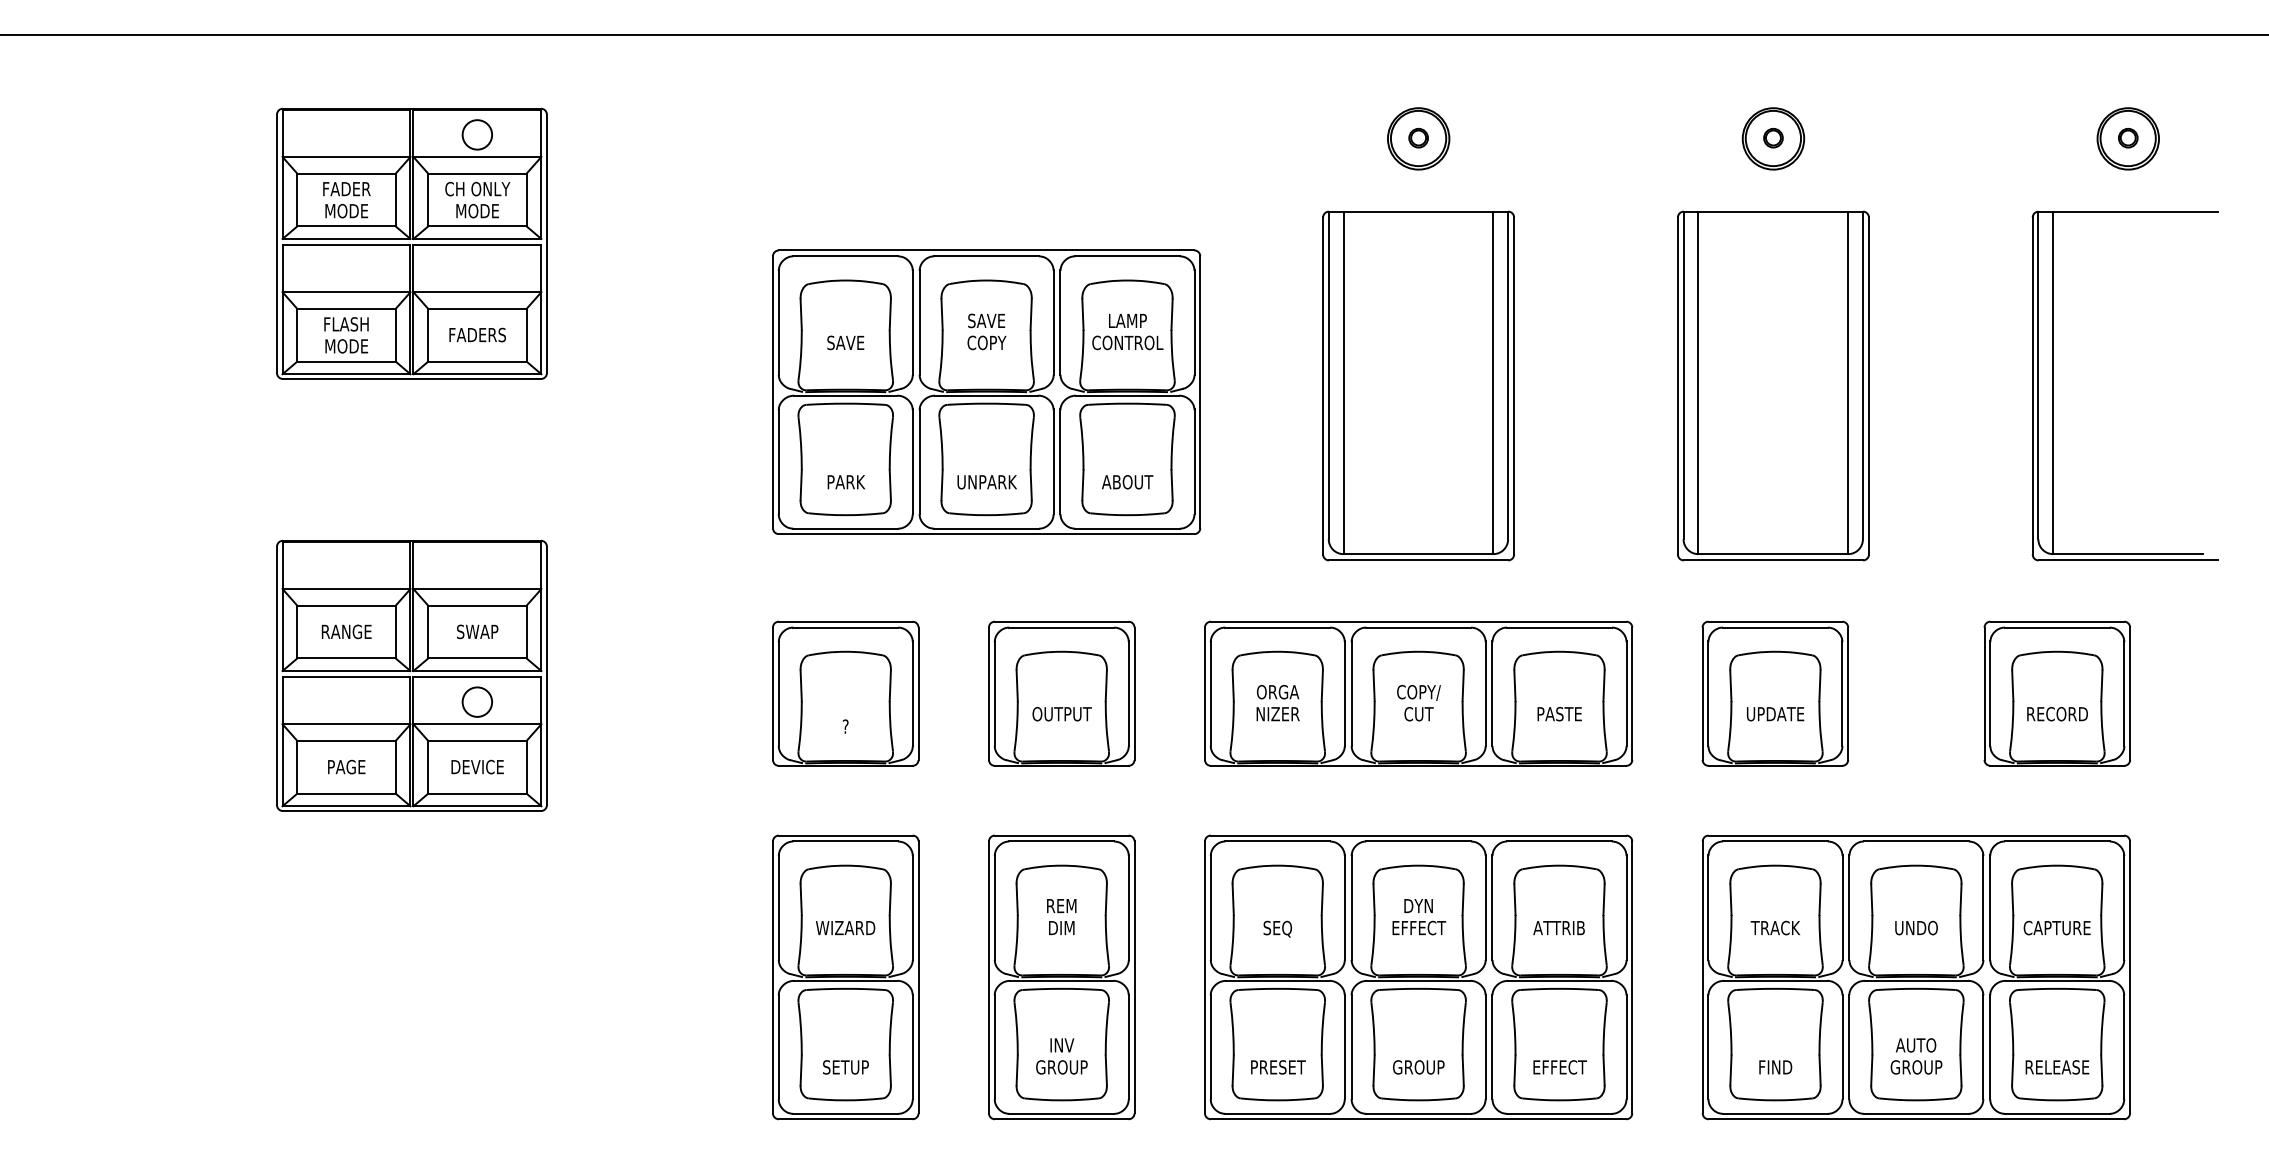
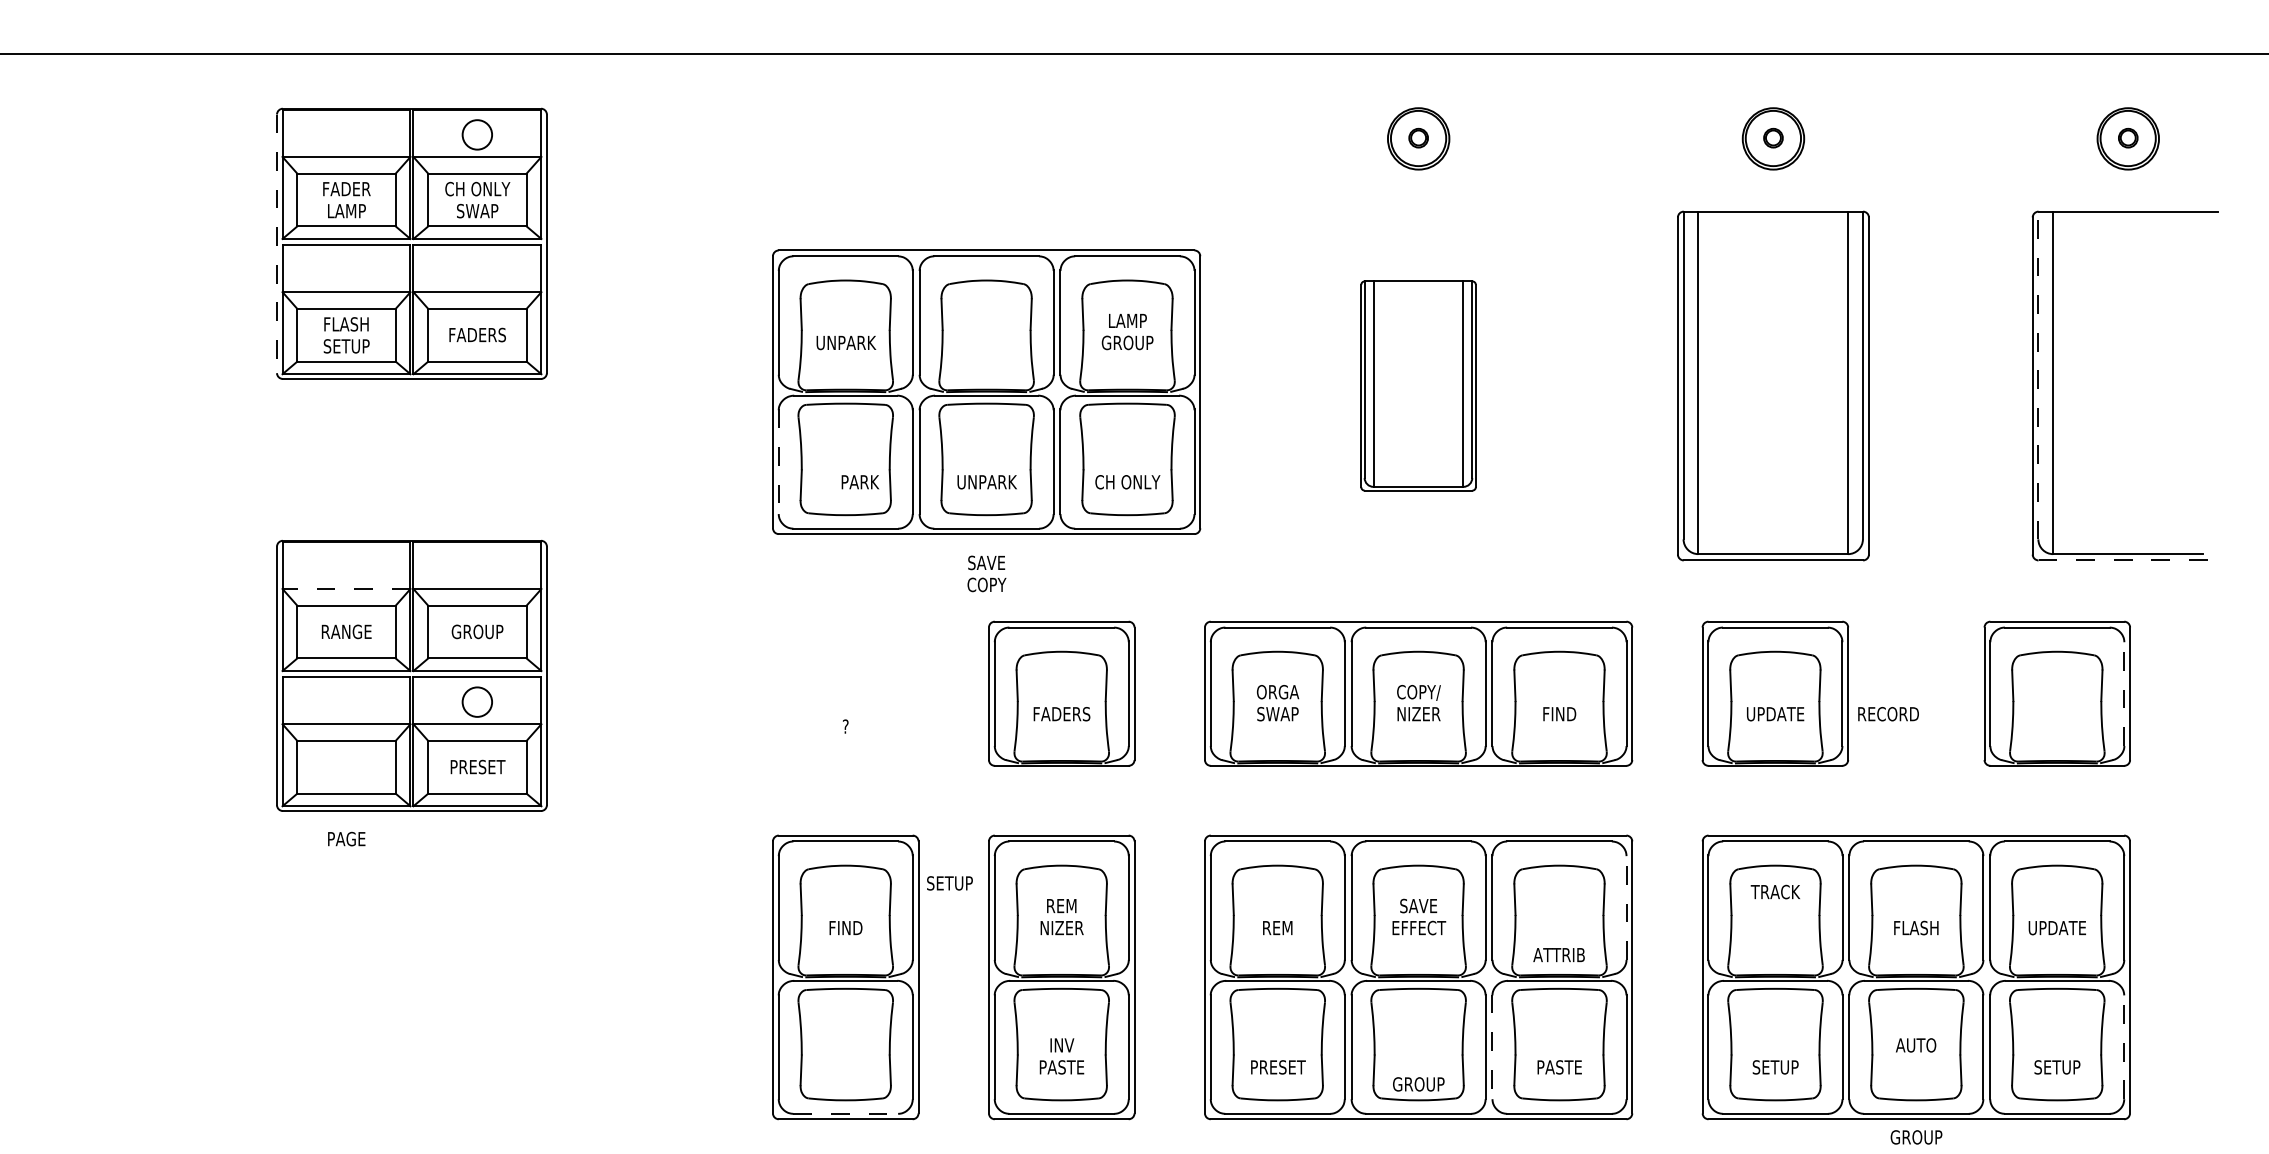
line position: (1133, 34) -> (1133, 53) (1133, 53)
text: MODE -> LAMP (346, 210)
text: MODE -> SWAP (477, 210)
line: solid -> dashed (277, 244)
text position: (986, 331) -> (986, 573) (986, 573)
text: SAVE -> UNPARK (846, 342)
text: CONTROL -> GROUP (1127, 342)
text: MODE -> SETUP (346, 346)
line: solid -> dashed (2038, 375)
part size: 193x352 px -> 117x212 px (1418, 385)
line: solid -> dashed (778, 462)
text position: (846, 482) -> (860, 482) (860, 482)
text: ABOUT -> CH ONLY (1127, 482)
line: solid -> dashed (2128, 560)
line: solid -> dashed (346, 589)
text: SWAP -> GROUP (477, 631)
part: present -> none (845, 693)
line: solid -> dashed (2124, 693)
text: OUTPUT -> FADERS (1061, 714)
text: NIZER -> SWAP (1277, 714)
text: CUT -> NIZER (1418, 714)
text: PASTE -> FIND (1559, 714)
text position: (2057, 714) -> (1888, 714) (1888, 714)
text position: (346, 766) -> (346, 838) (346, 838)
text: DEVICE -> PRESET (477, 766)
text: DYN -> SAVE (1418, 905)
line: solid -> dashed (1626, 907)
text position: (1774, 927) -> (1774, 891) (1774, 891)
text: UNDO -> FLASH (1916, 927)
text: CAPTURE -> UPDATE (2056, 927)
text: WIZARD -> FIND (845, 928)
text: DIM -> NIZER (1061, 928)
text: SEQ -> REM (1277, 928)
text position: (1558, 928) -> (1558, 955) (1558, 955)
line: solid -> dashed (2124, 1046)
line: solid -> dashed (1492, 1047)
text position: (845, 1067) -> (949, 883) (949, 883)
text: GROUP -> PASTE (1061, 1067)
text position: (1418, 1067) -> (1418, 1084) (1418, 1084)
text: EFFECT -> PASTE (1559, 1067)
text: FIND -> SETUP (1775, 1067)
text position: (1916, 1067) -> (1916, 1137) (1916, 1137)
text: RELEASE -> SETUP (2057, 1067)
line: solid -> dashed (846, 1113)
